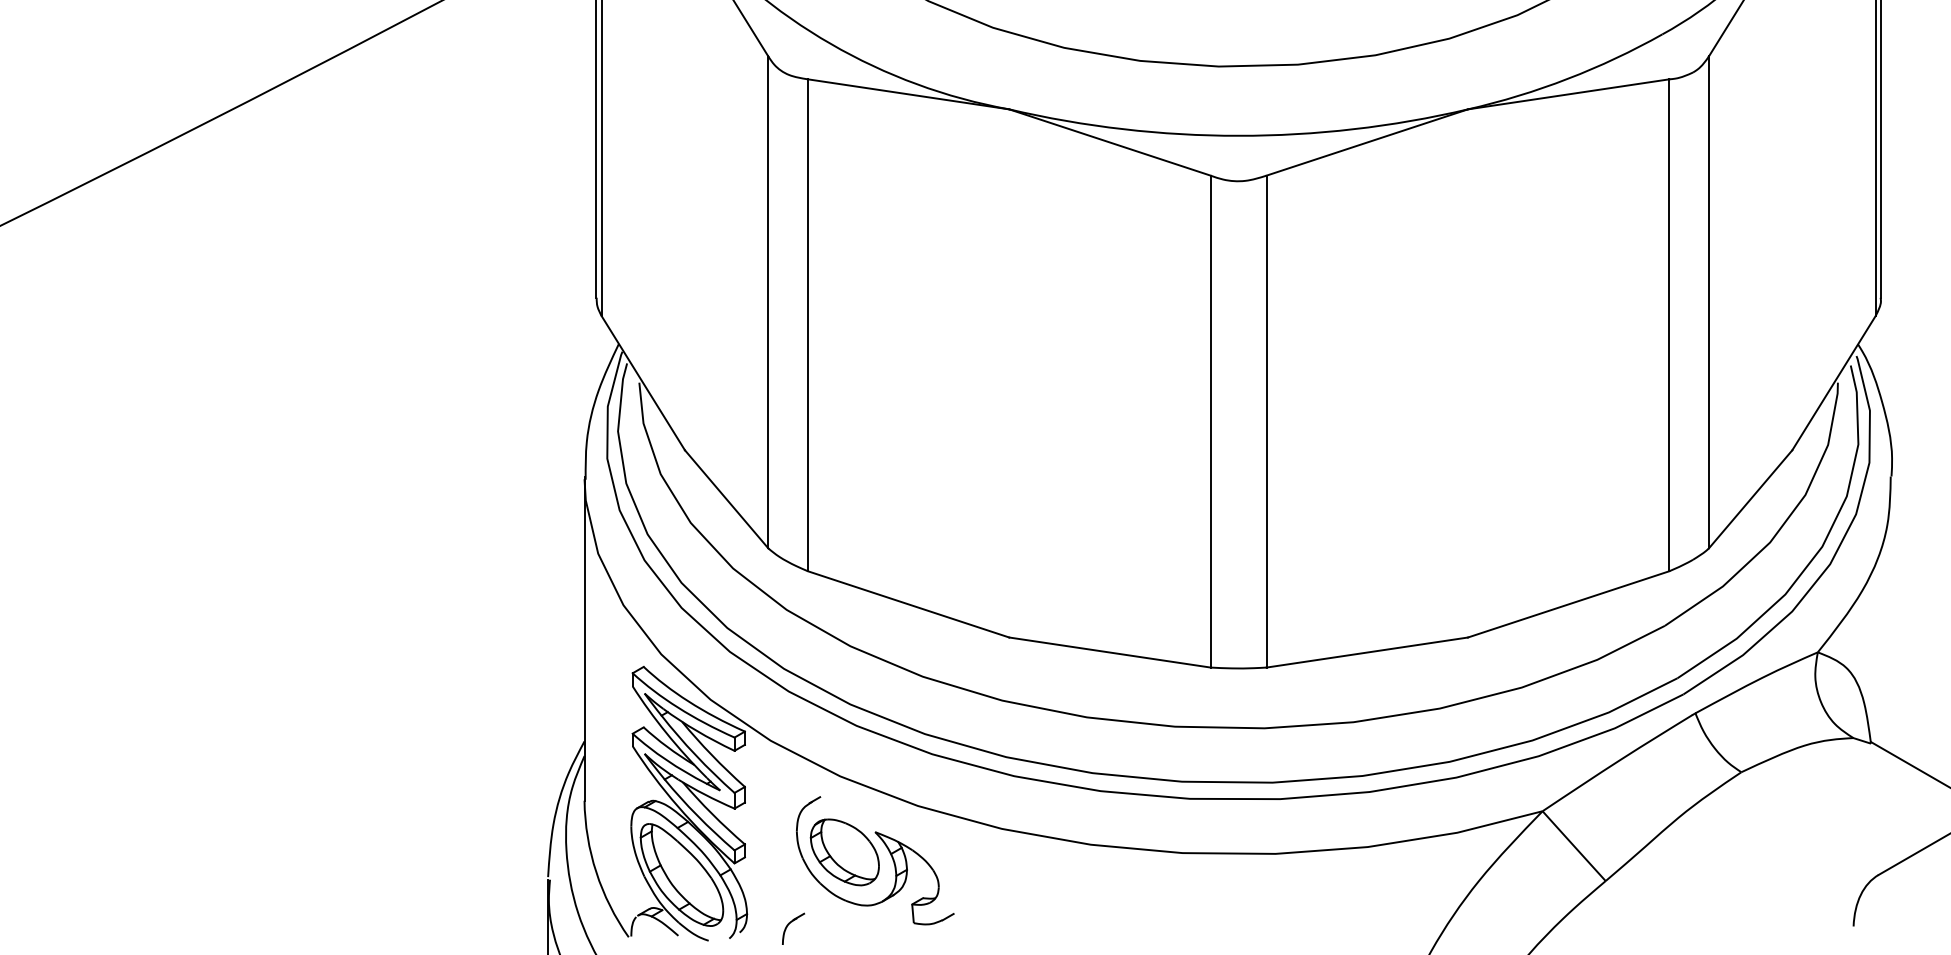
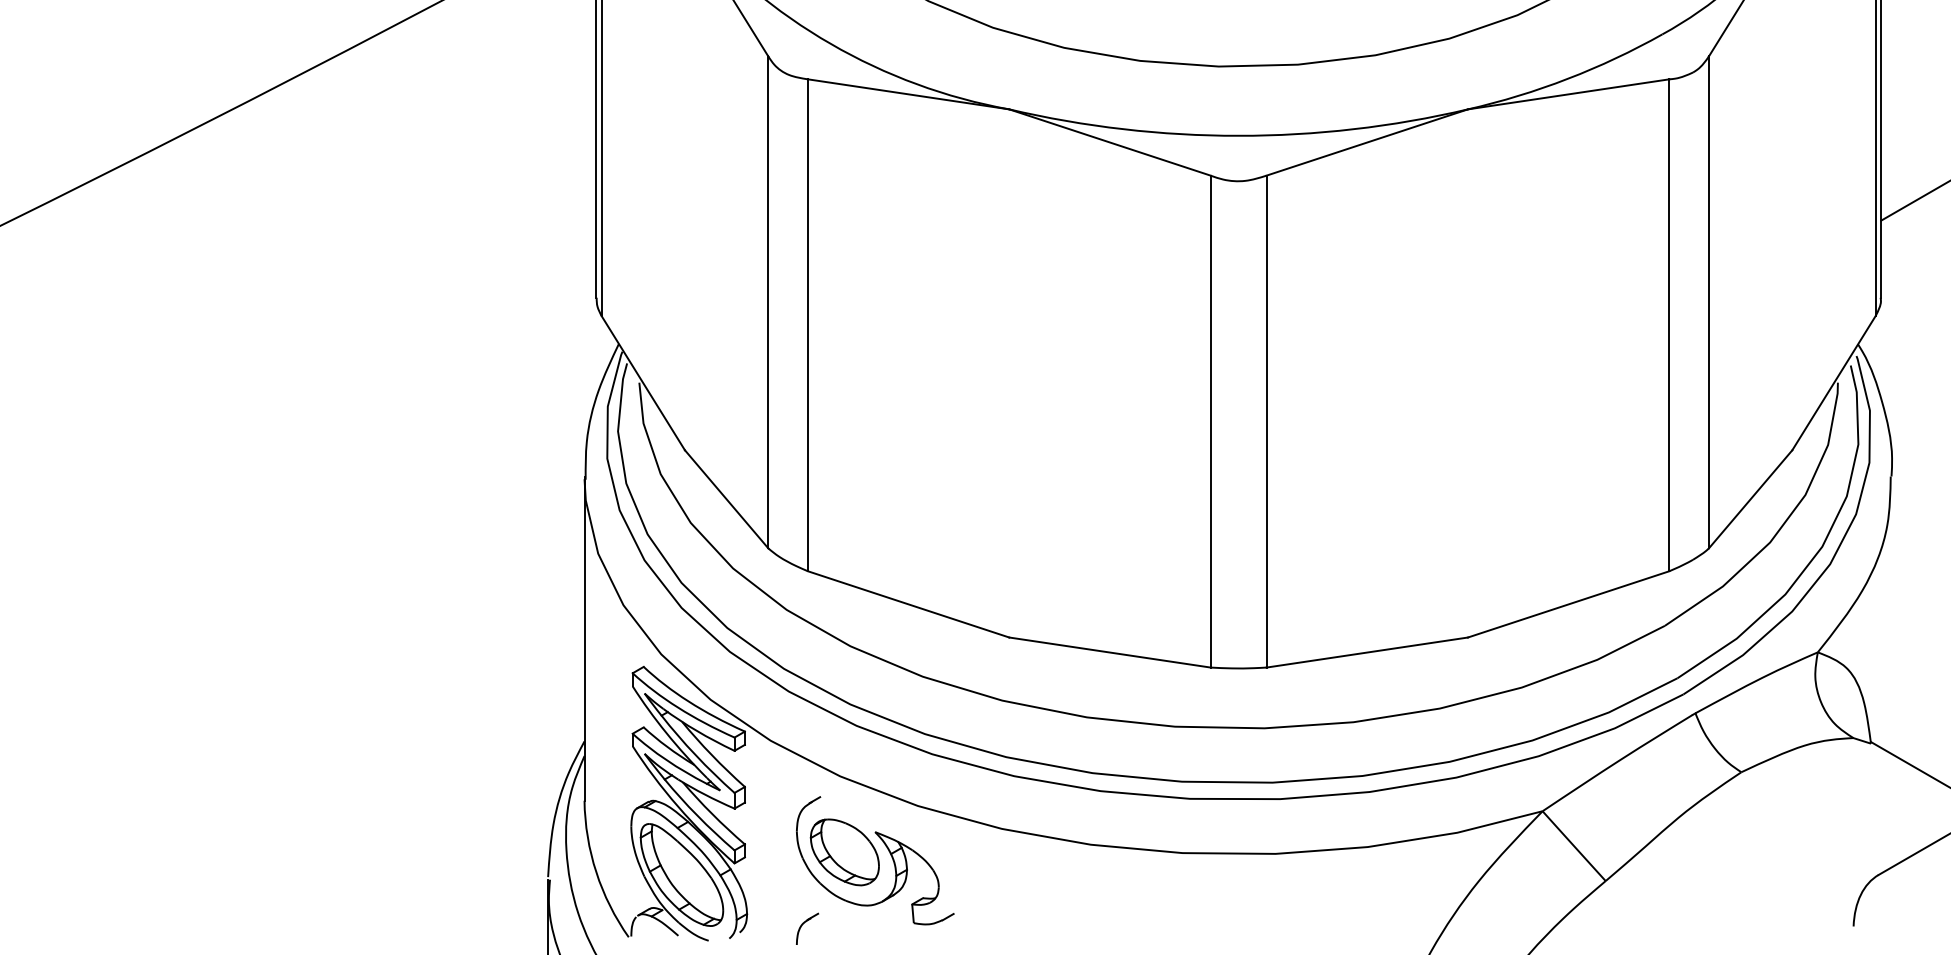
line: none -> present (1914, 201)
part position: (793, 928) -> (807, 928) (807, 928)
